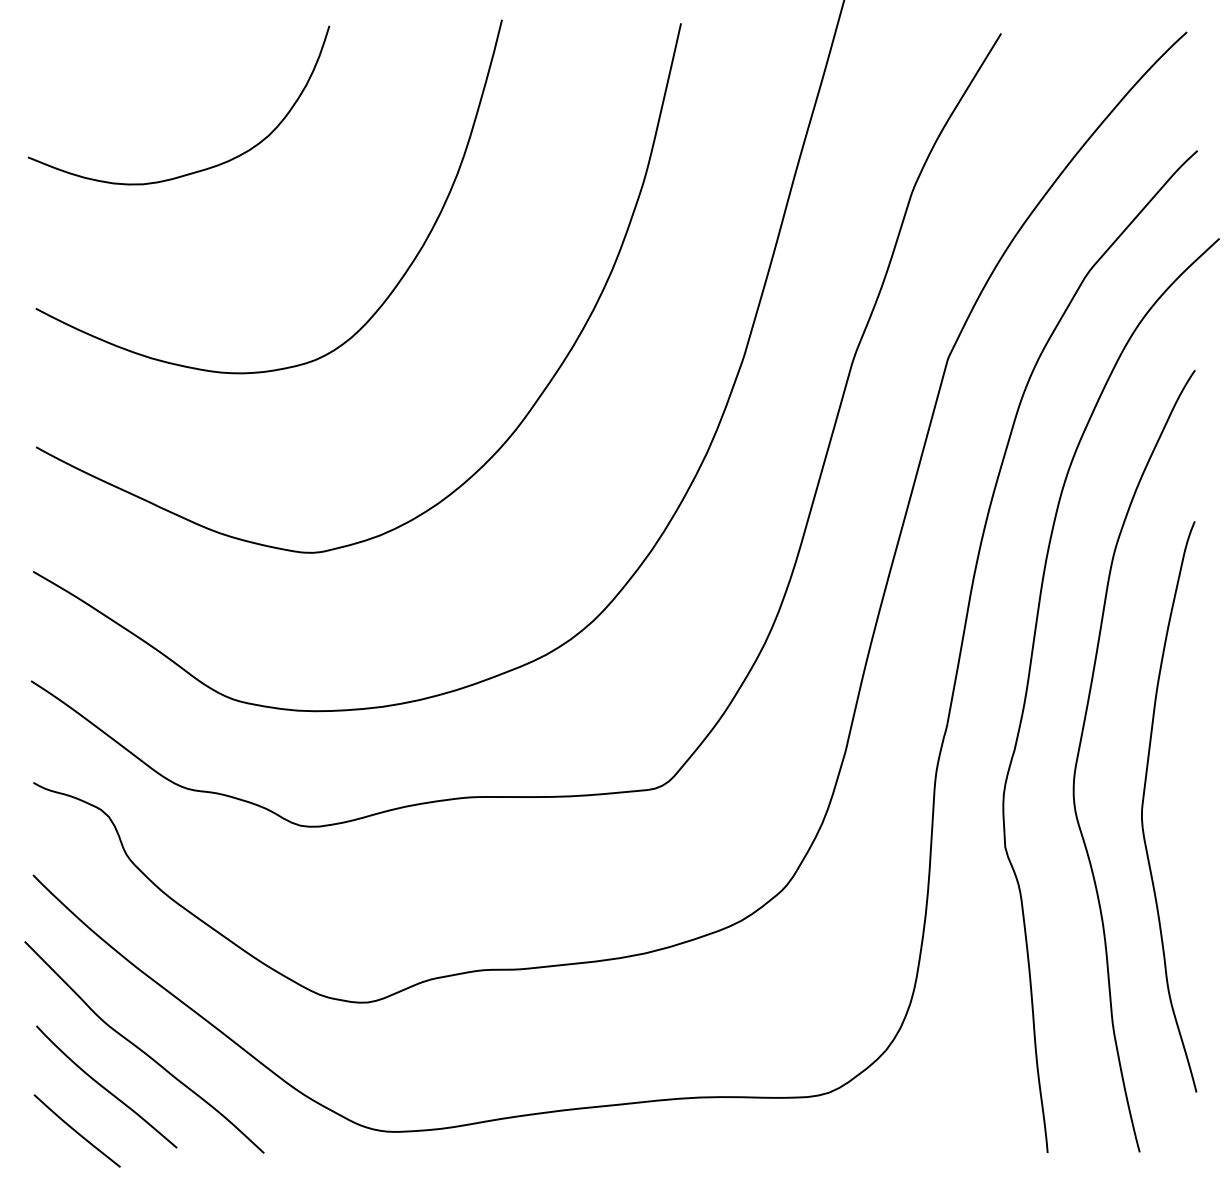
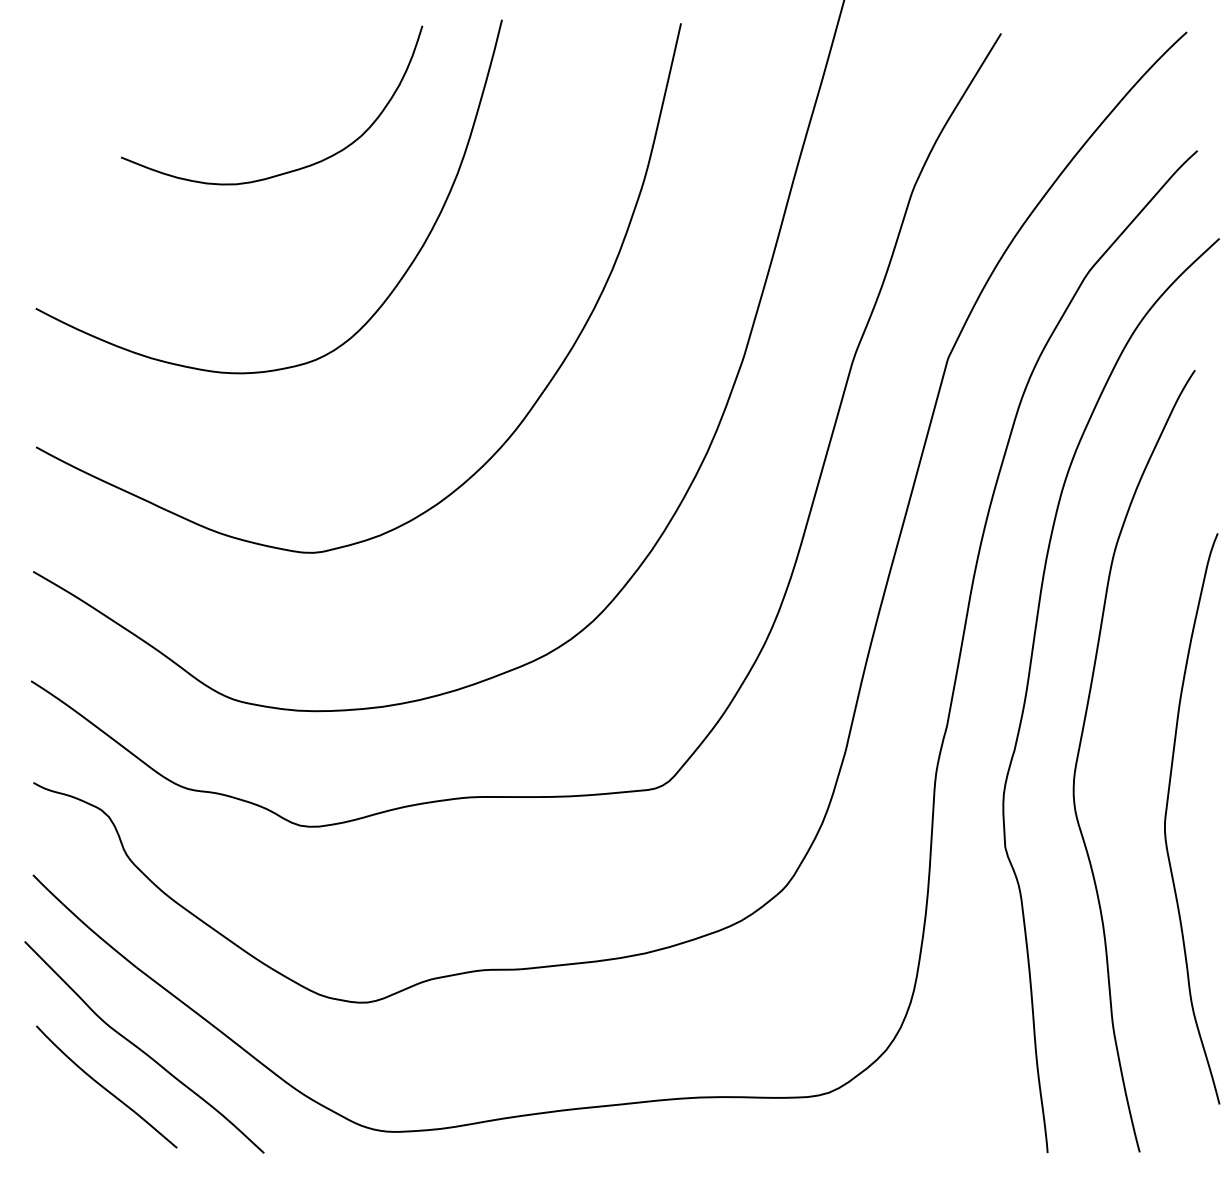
curve position: (197, 170) -> (290, 170) (290, 170)
curve position: (1144, 799) -> (1167, 811) (1167, 811)
curve: present -> none (76, 1130)
